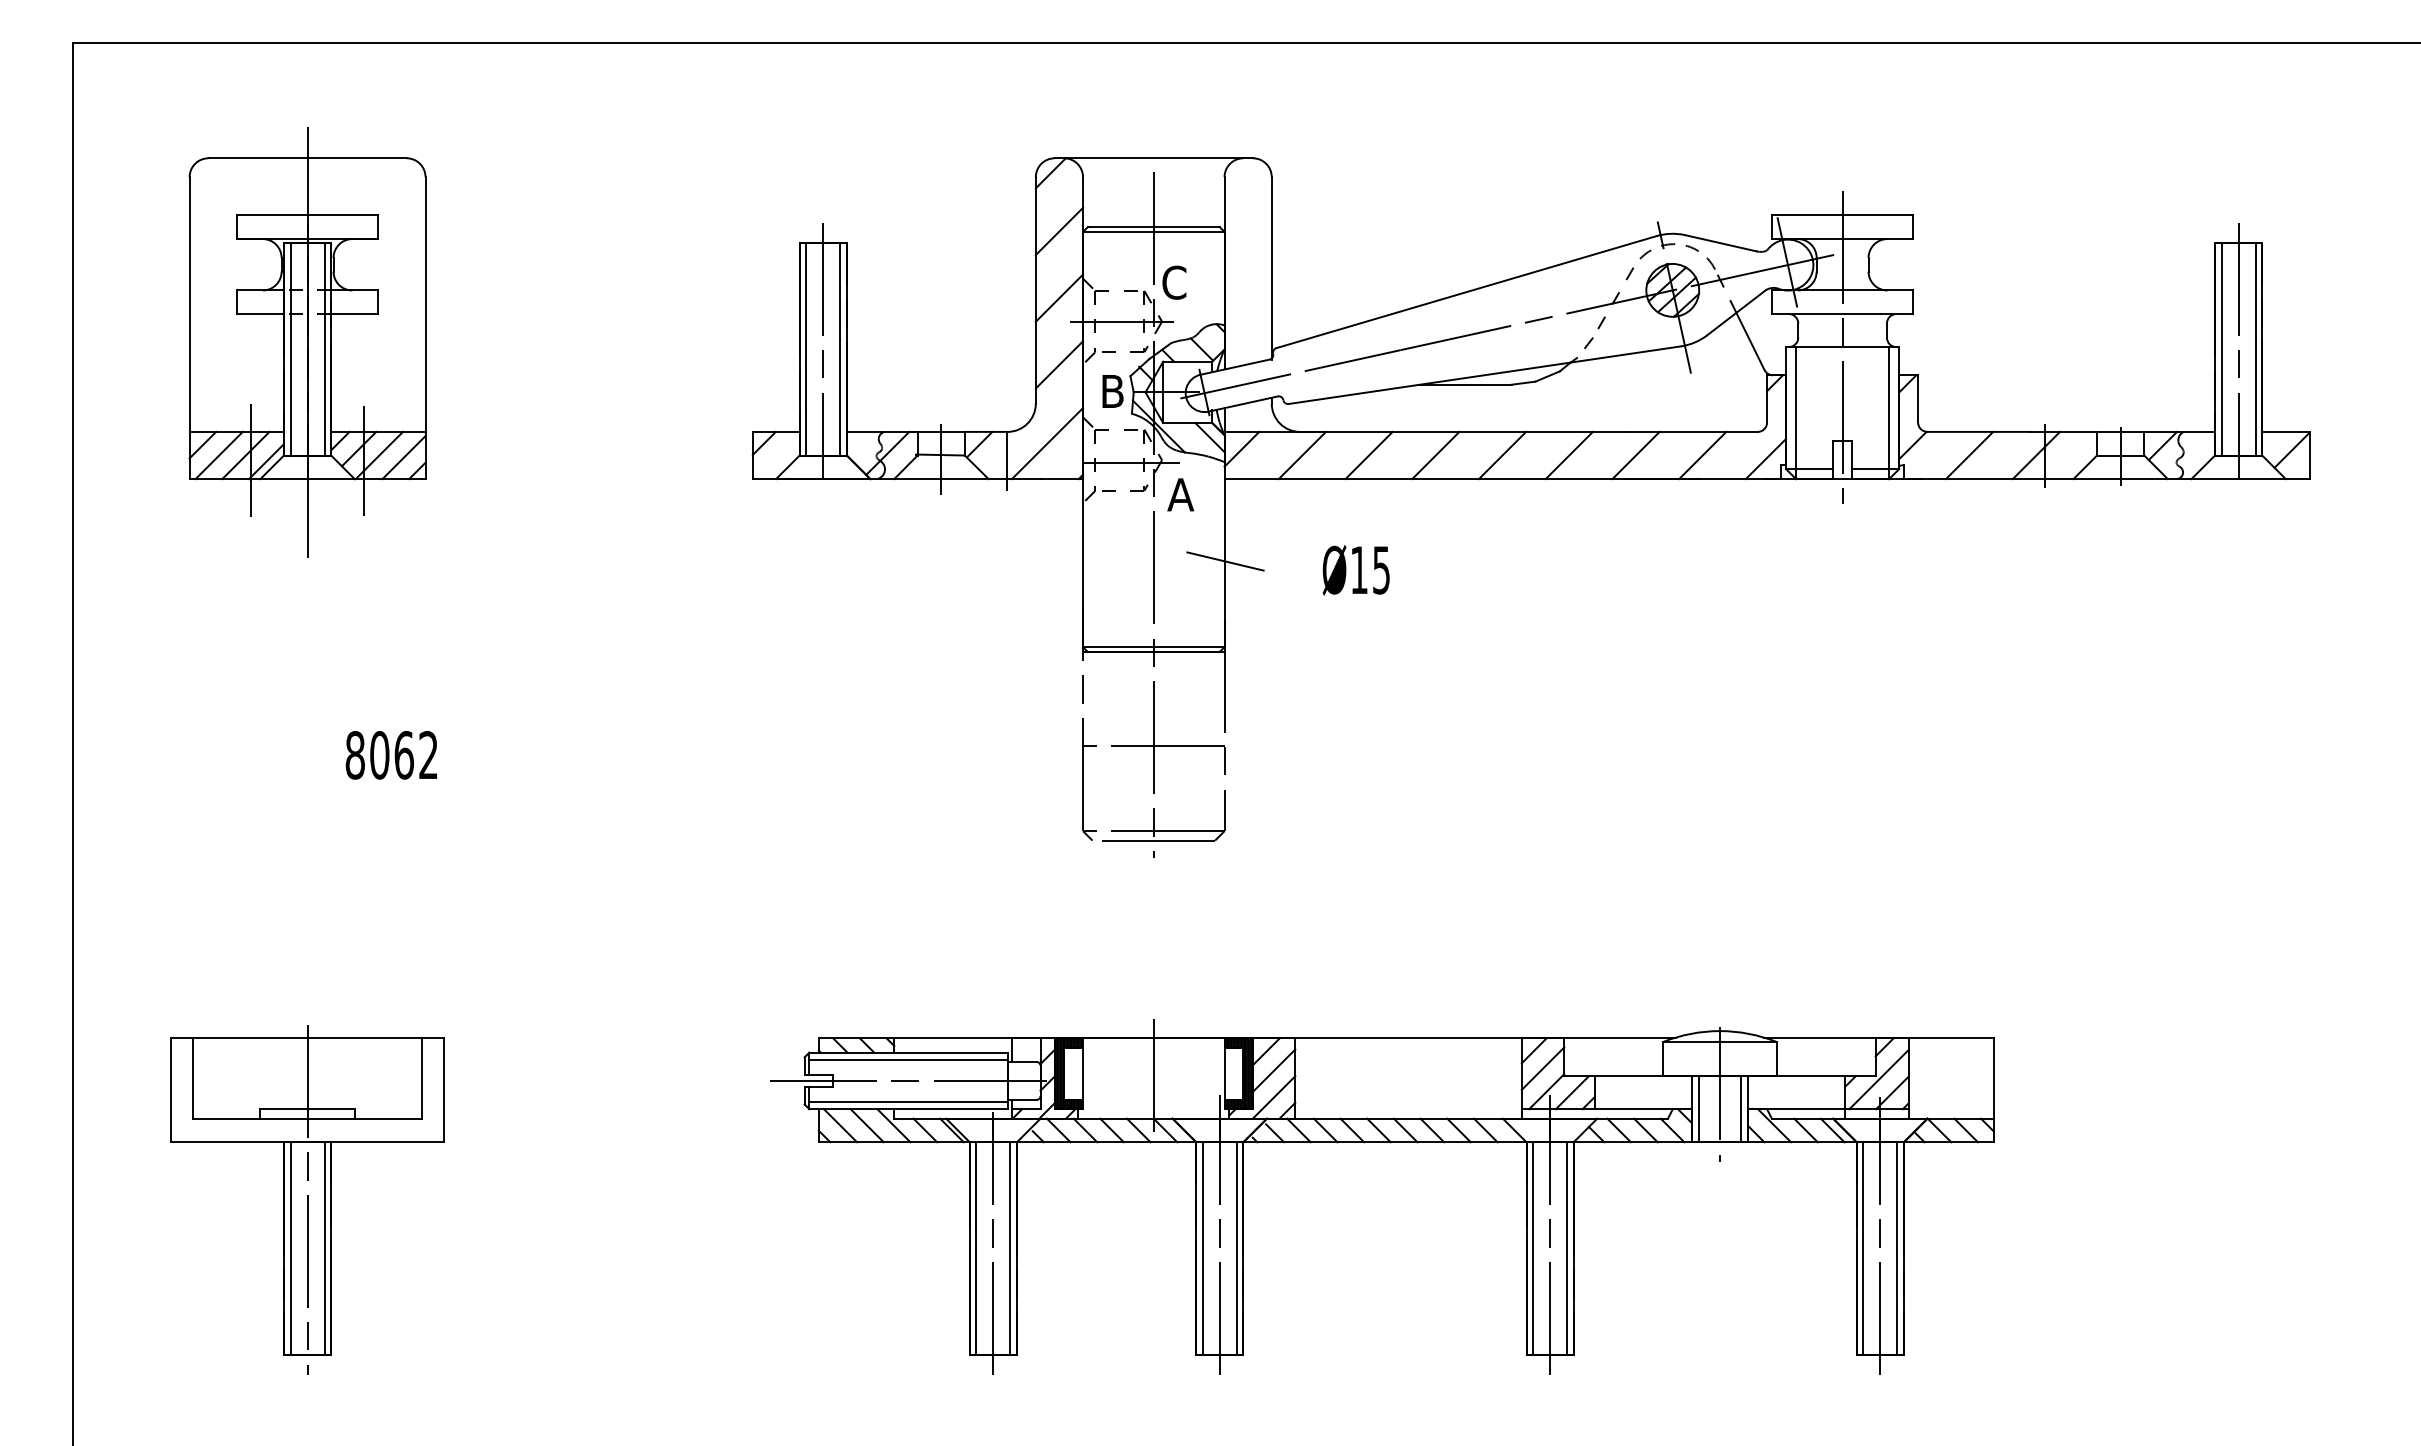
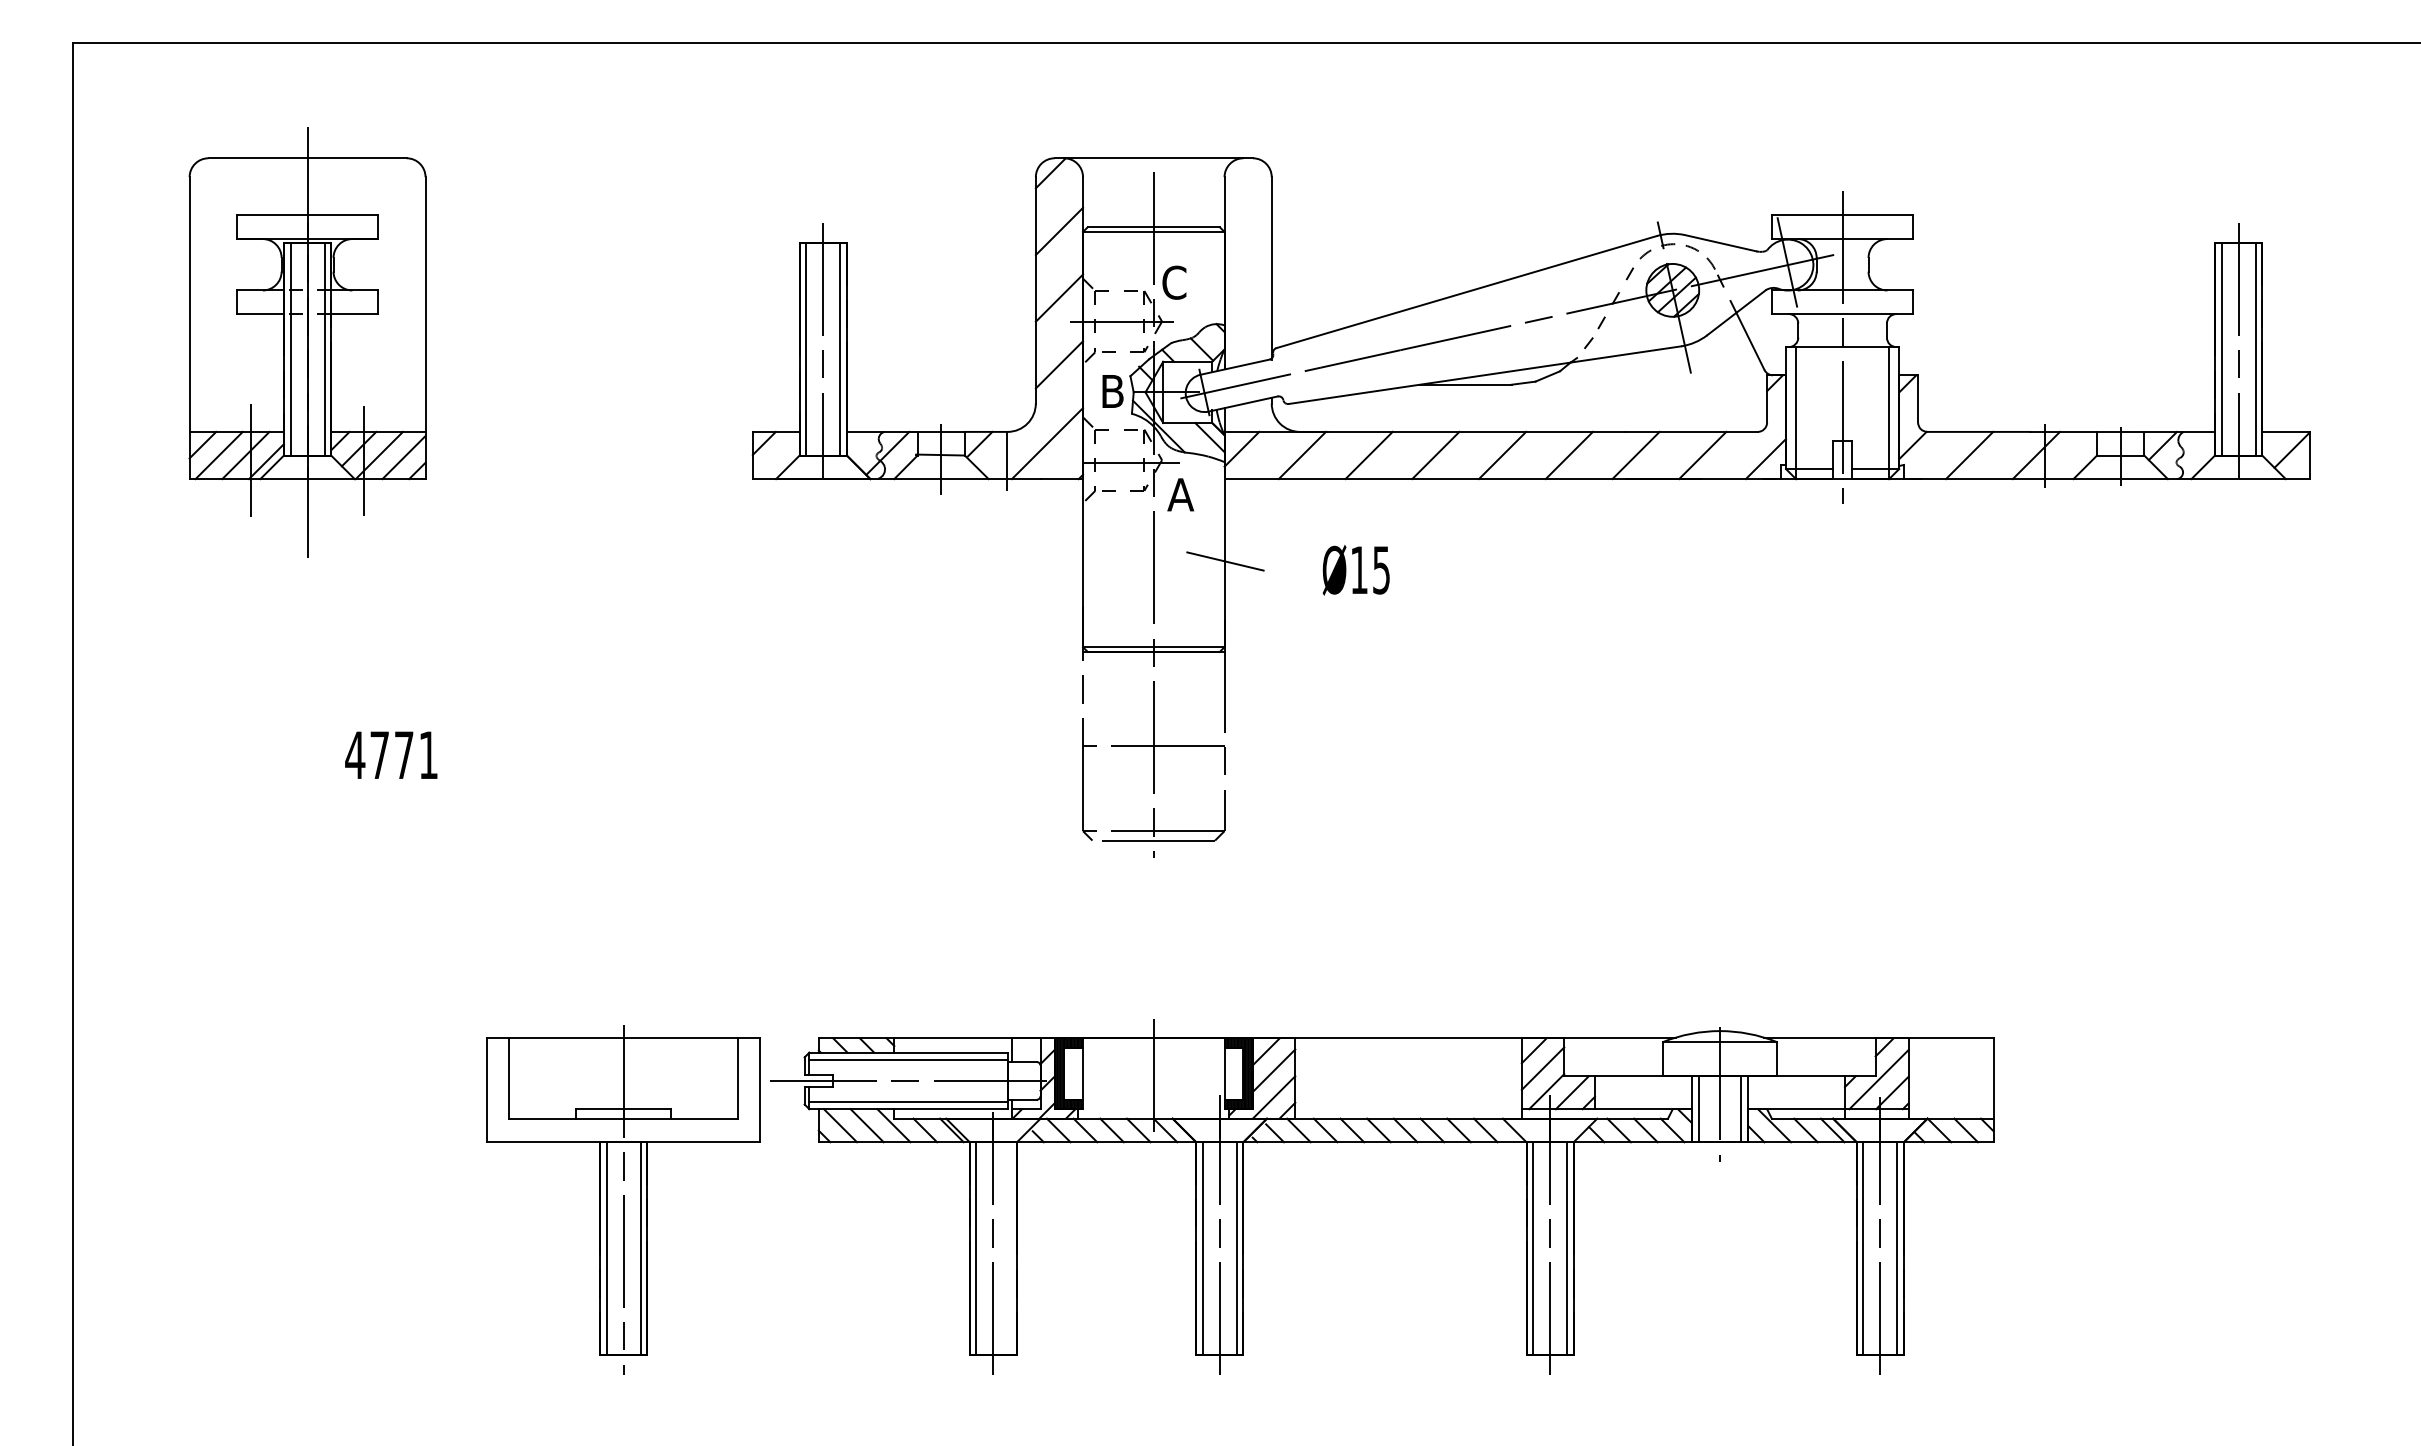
text: 8062 -> 4771 (391, 754)
part position: (307, 1199) -> (623, 1199) (623, 1199)
line: present -> none (1010, 1248)
